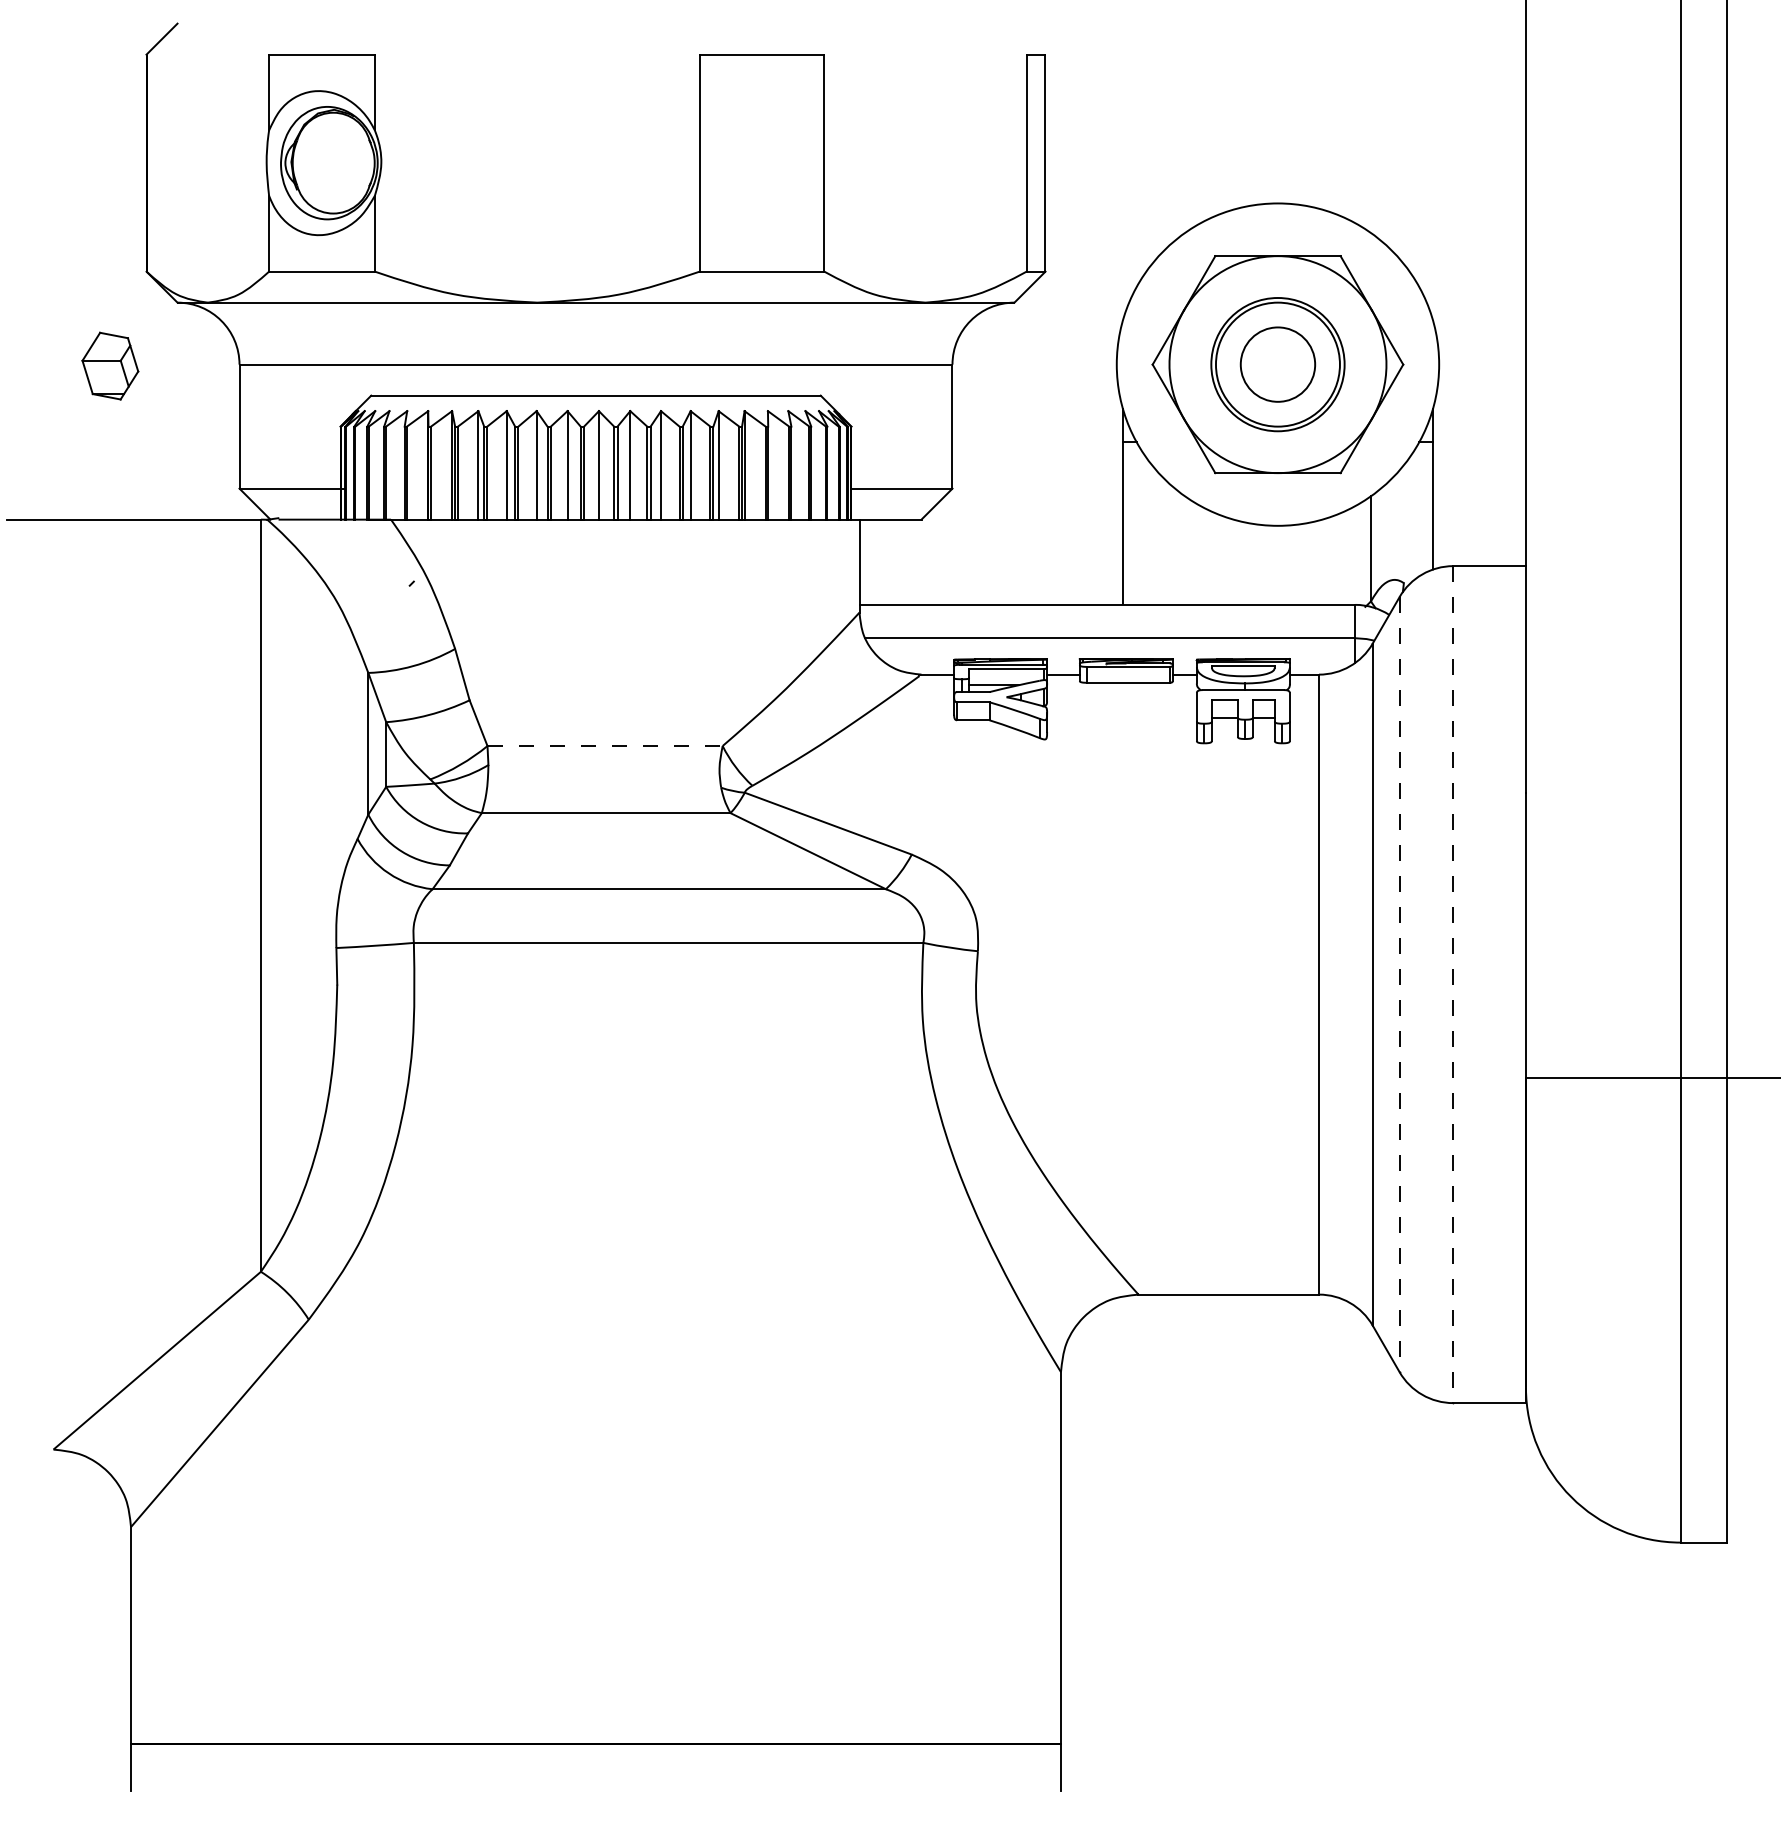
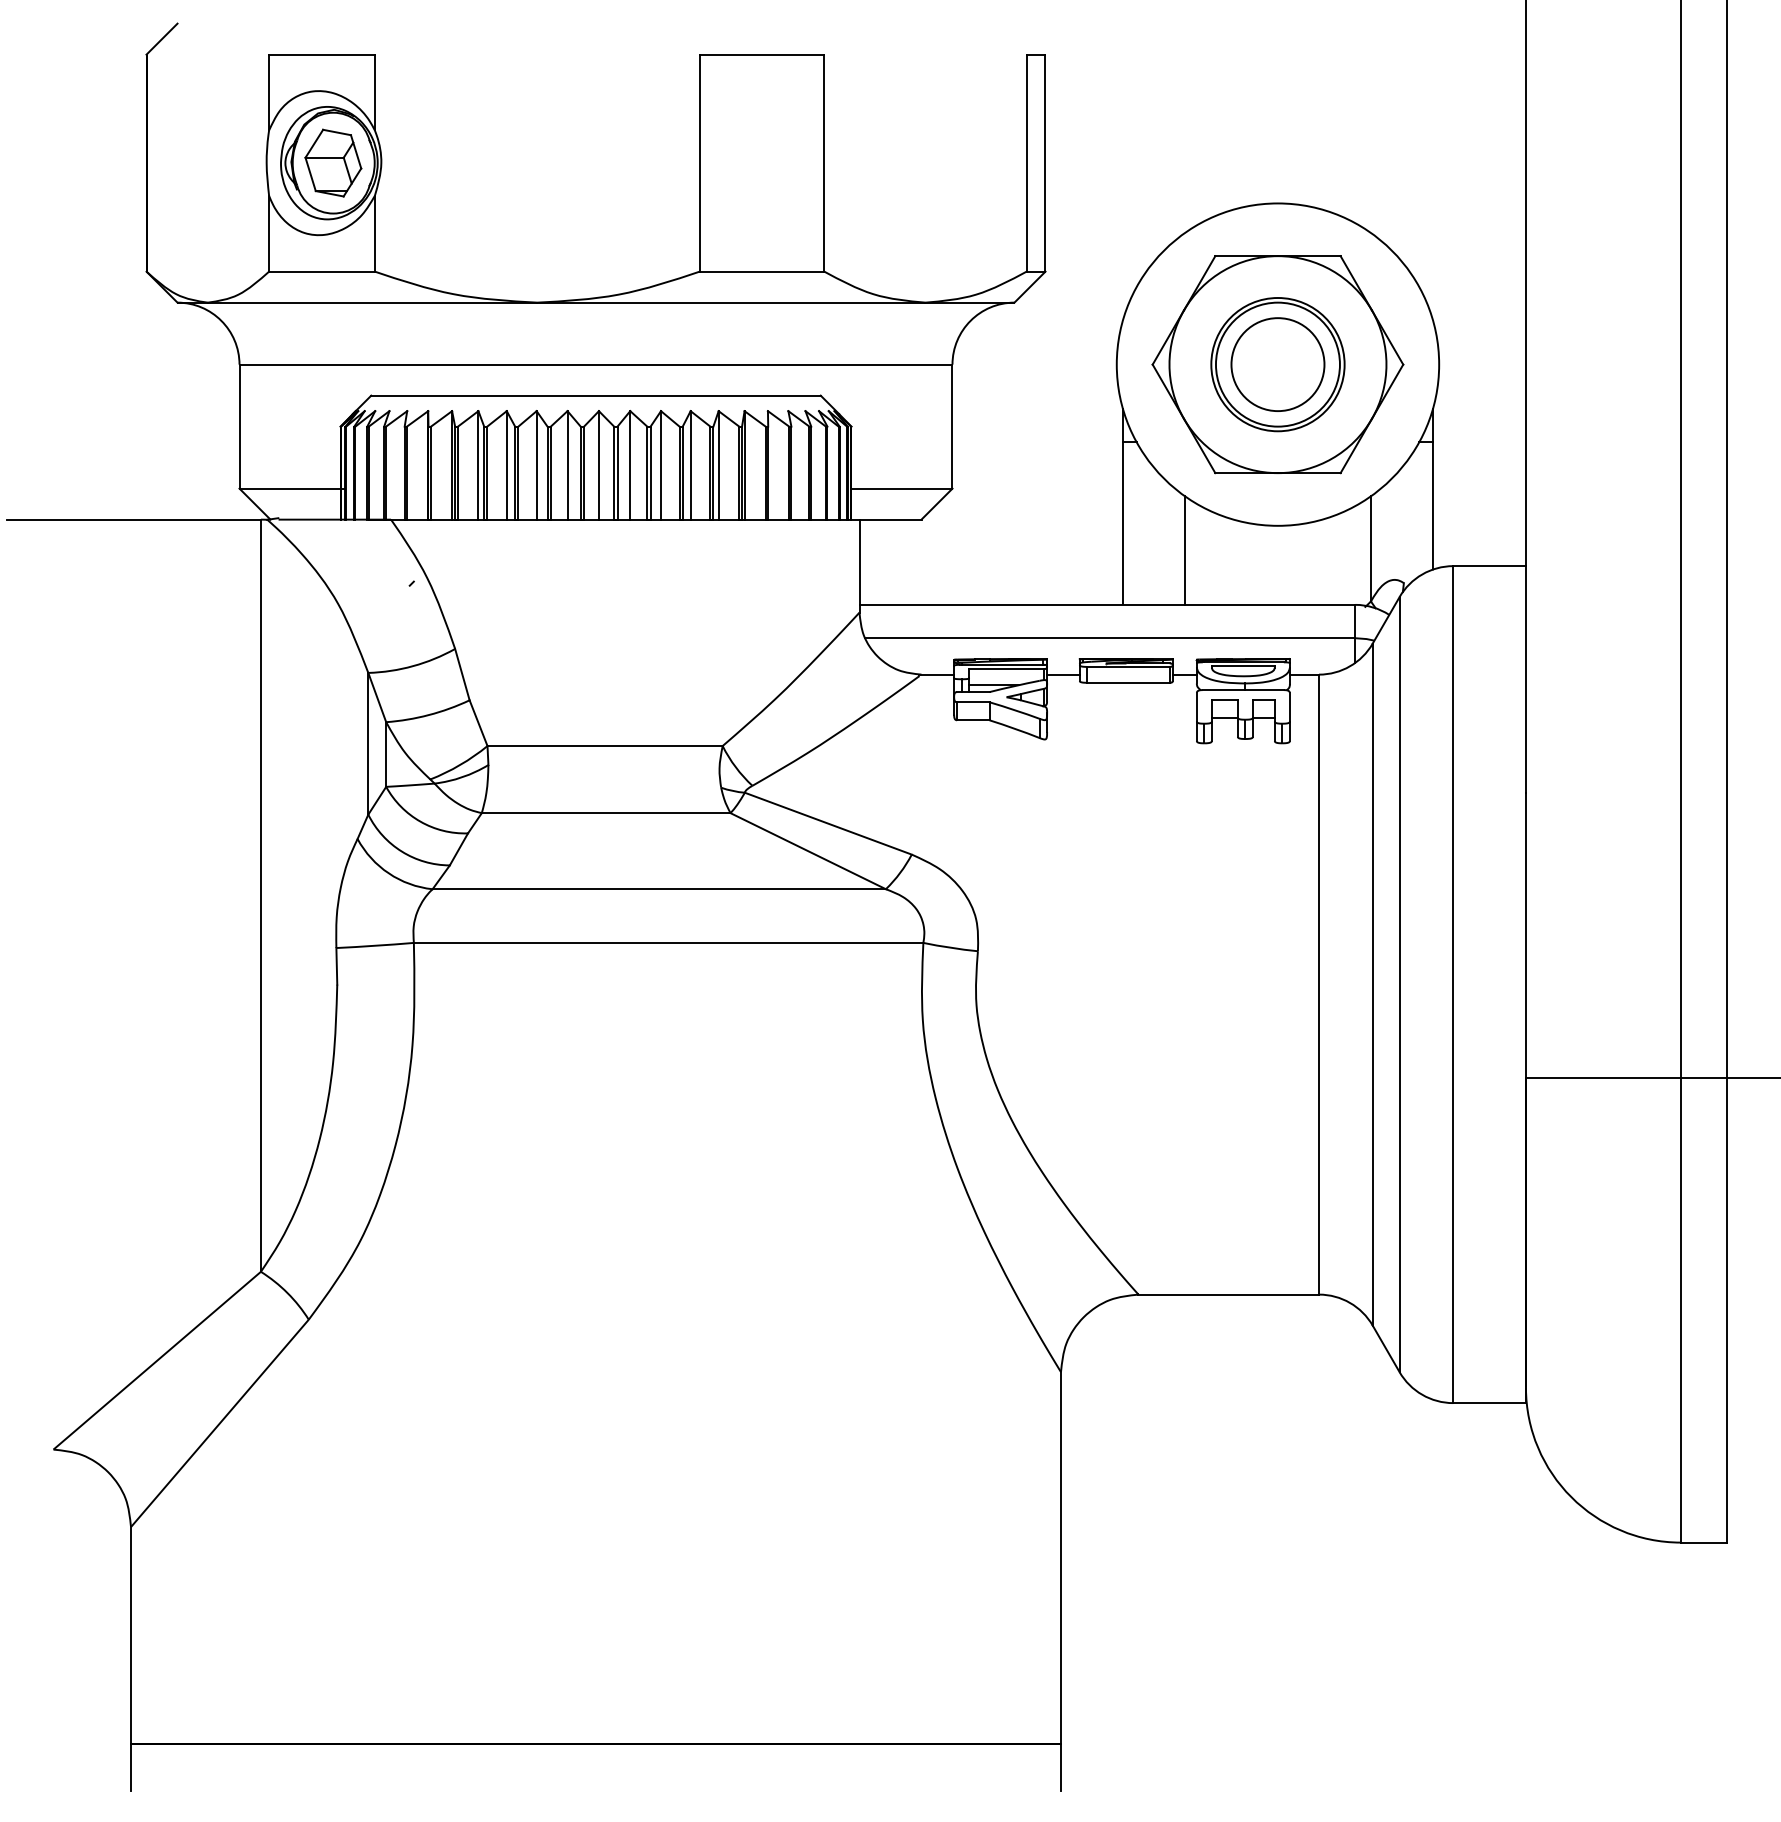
circle diameter: 74 px -> 93 px (1277, 364)
part position: (110, 365) -> (333, 162) (333, 162)
line: none -> present (1184, 550)
line: dashed -> solid (605, 746)
line: dashed -> solid (1399, 985)
line: dashed -> solid (1453, 985)
